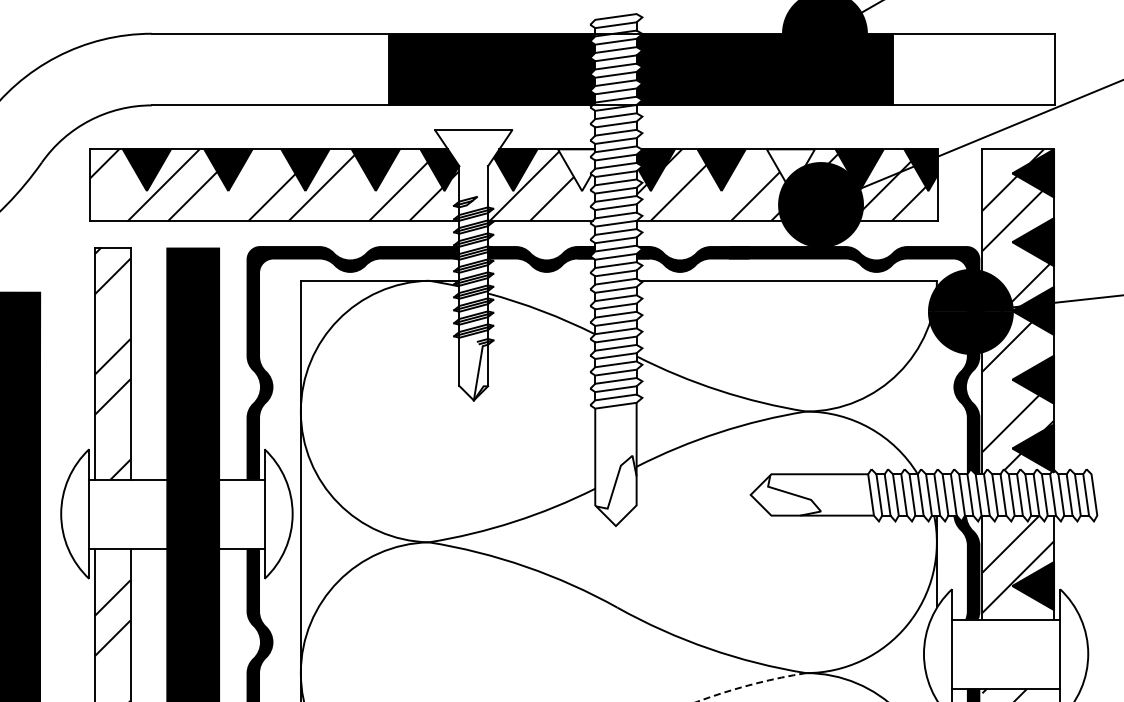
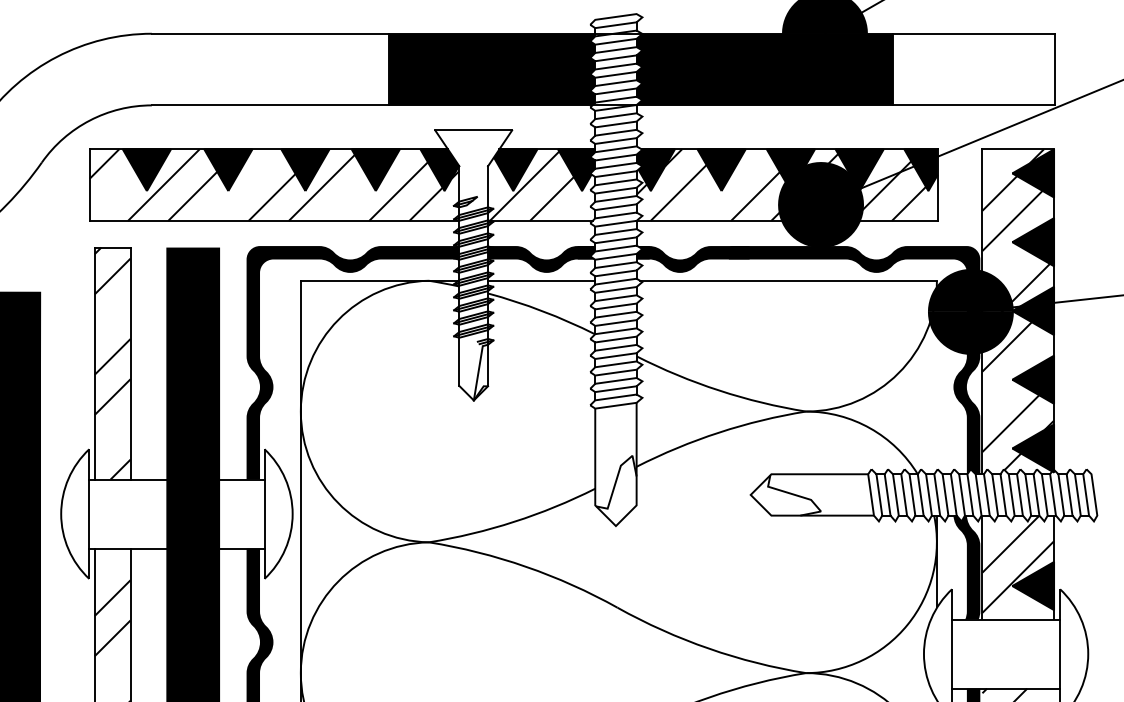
fill: none -> present (576, 170)
fill: none -> present (790, 170)
line: none -> present (541, 280)
arc: dashed -> solid (750, 685)
